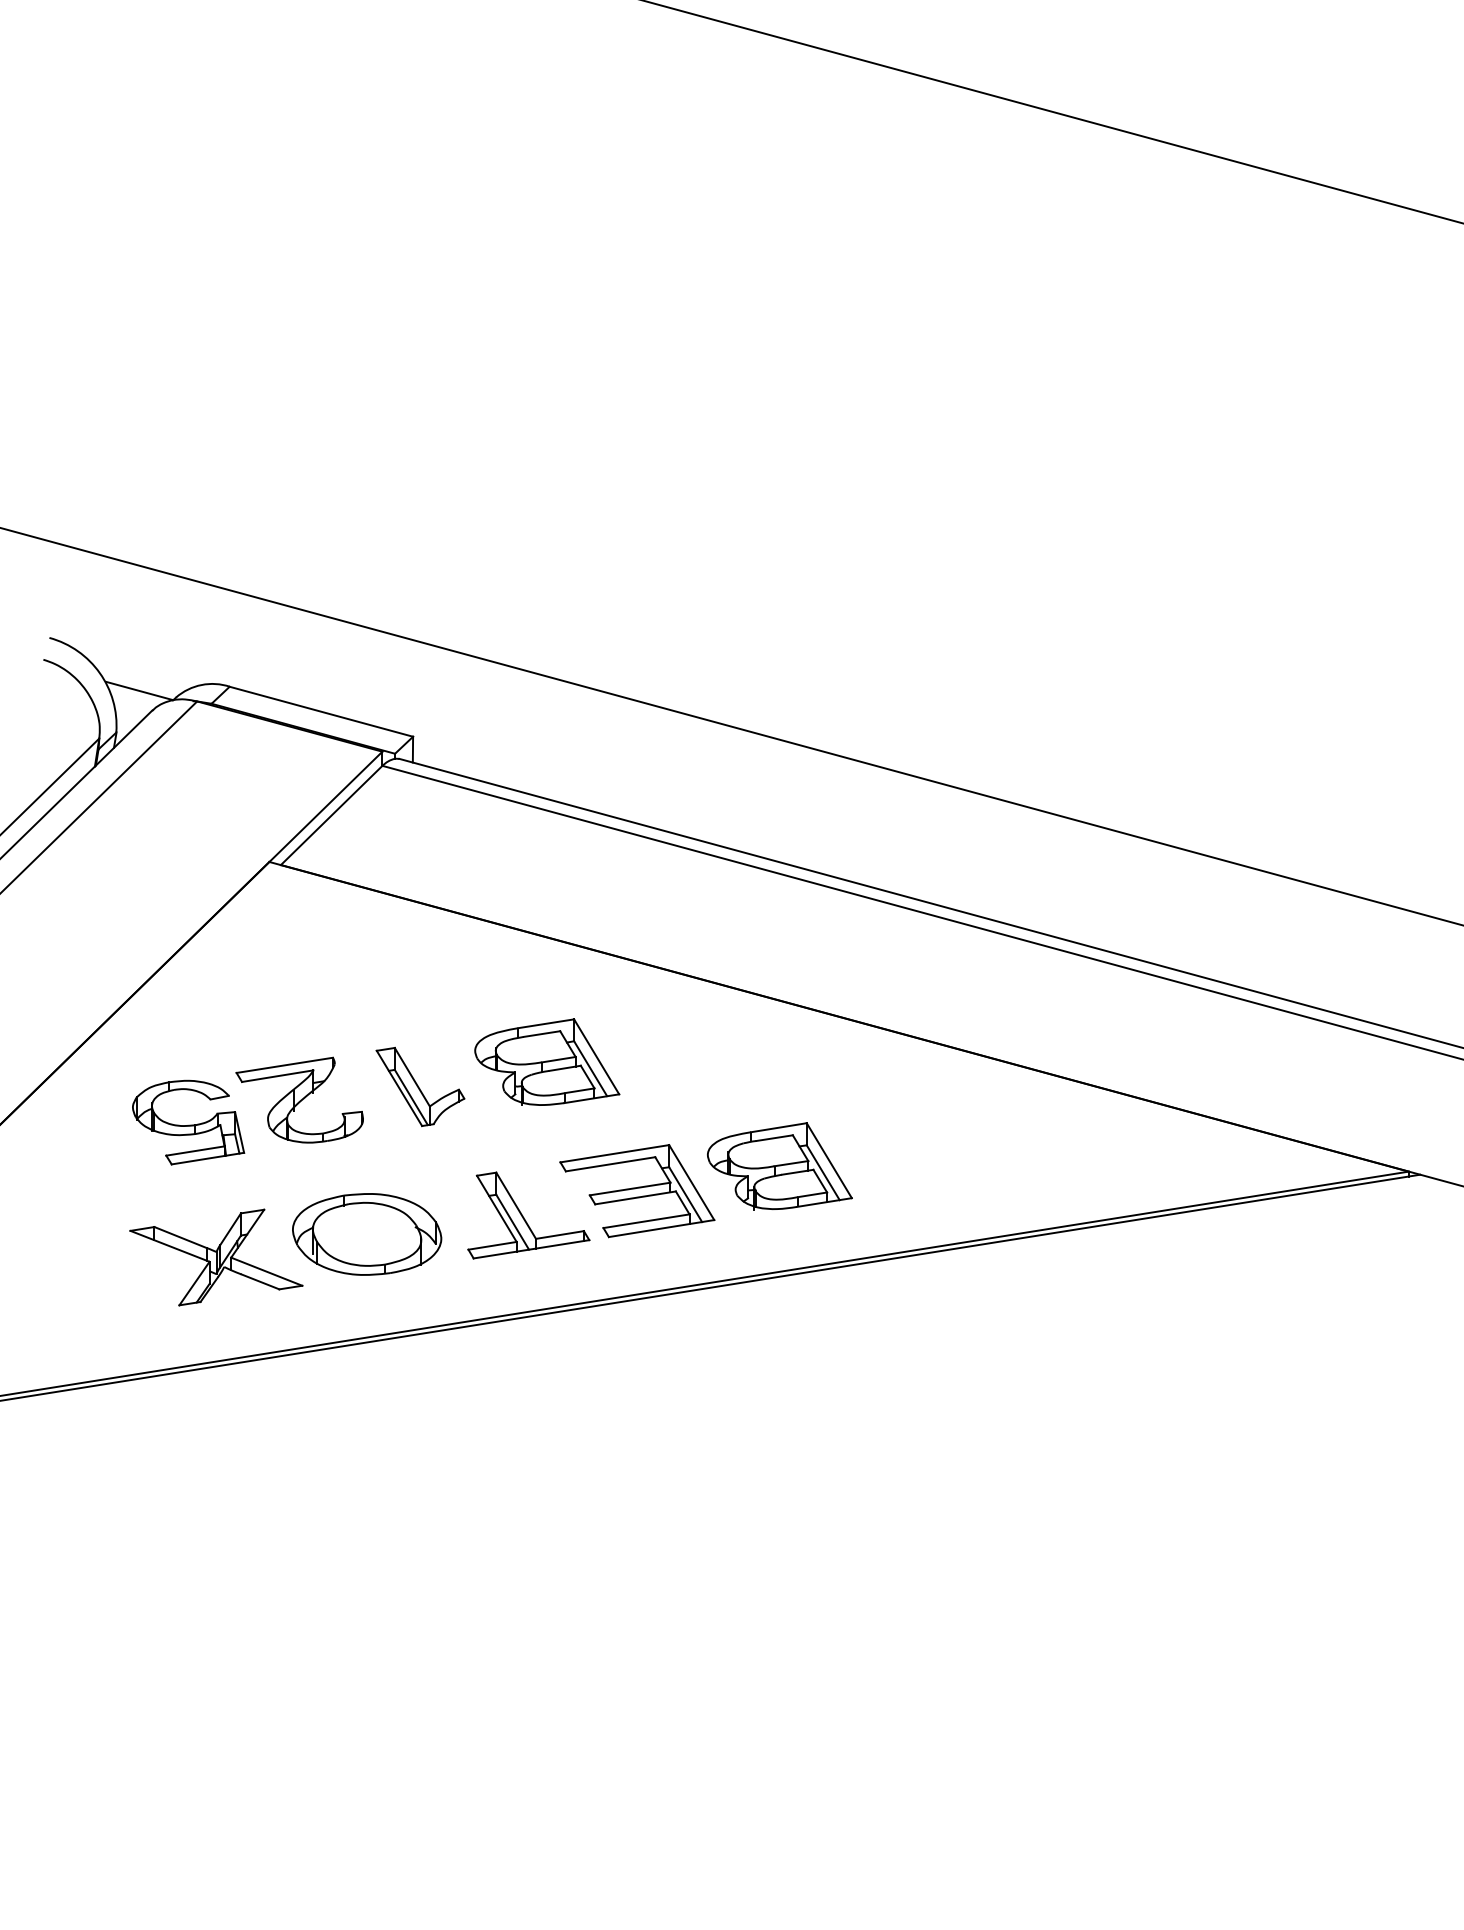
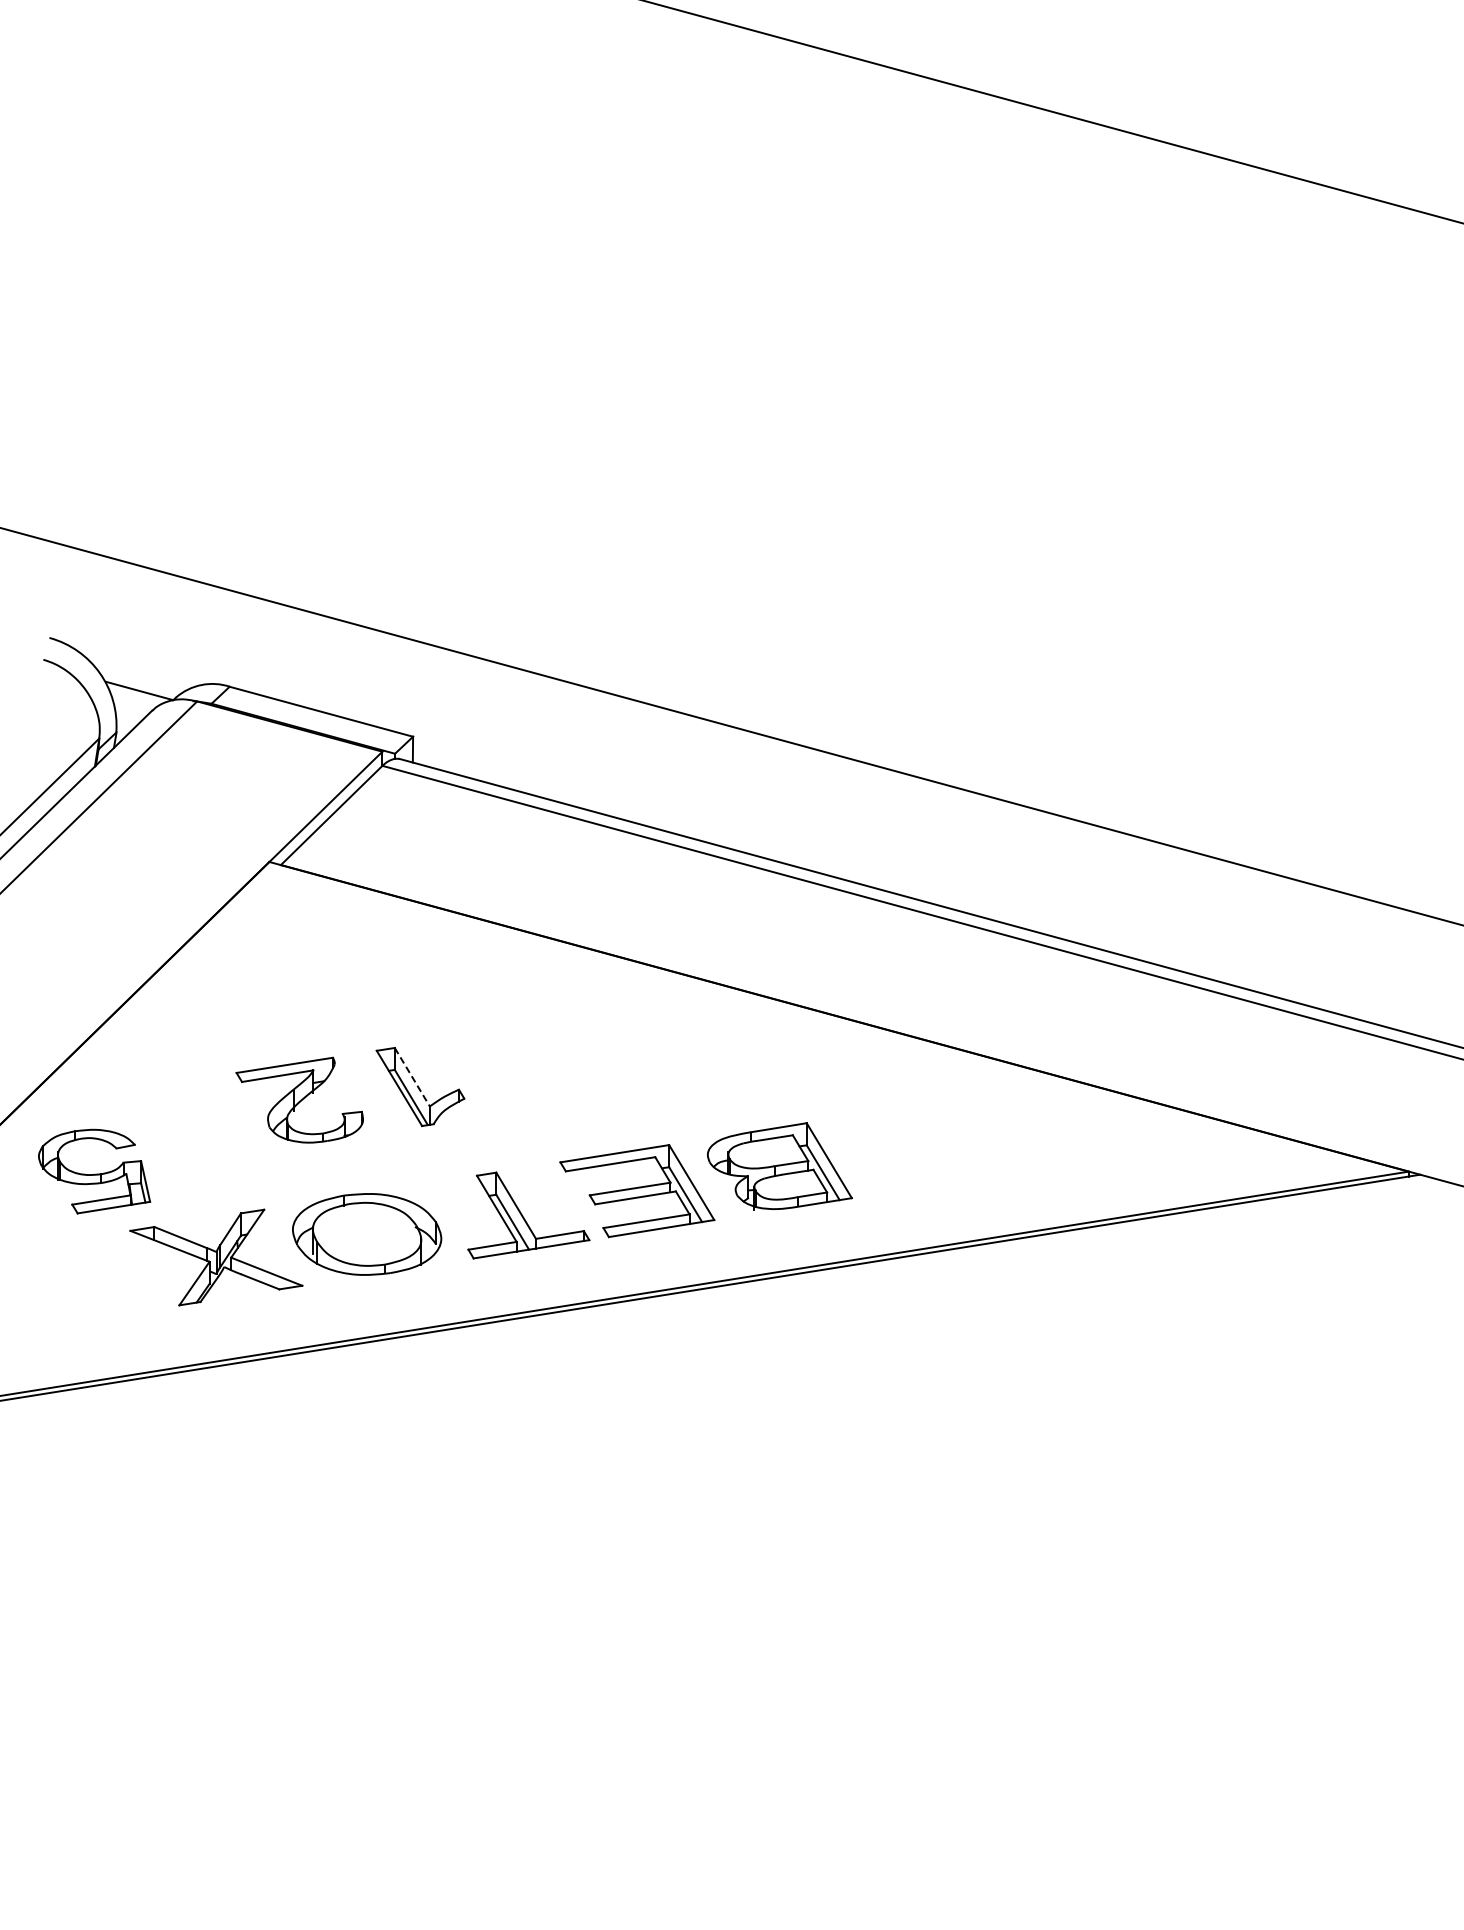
part: present -> none (547, 1061)
line: solid -> dashed (412, 1077)
part position: (188, 1122) -> (94, 1171) (94, 1171)
